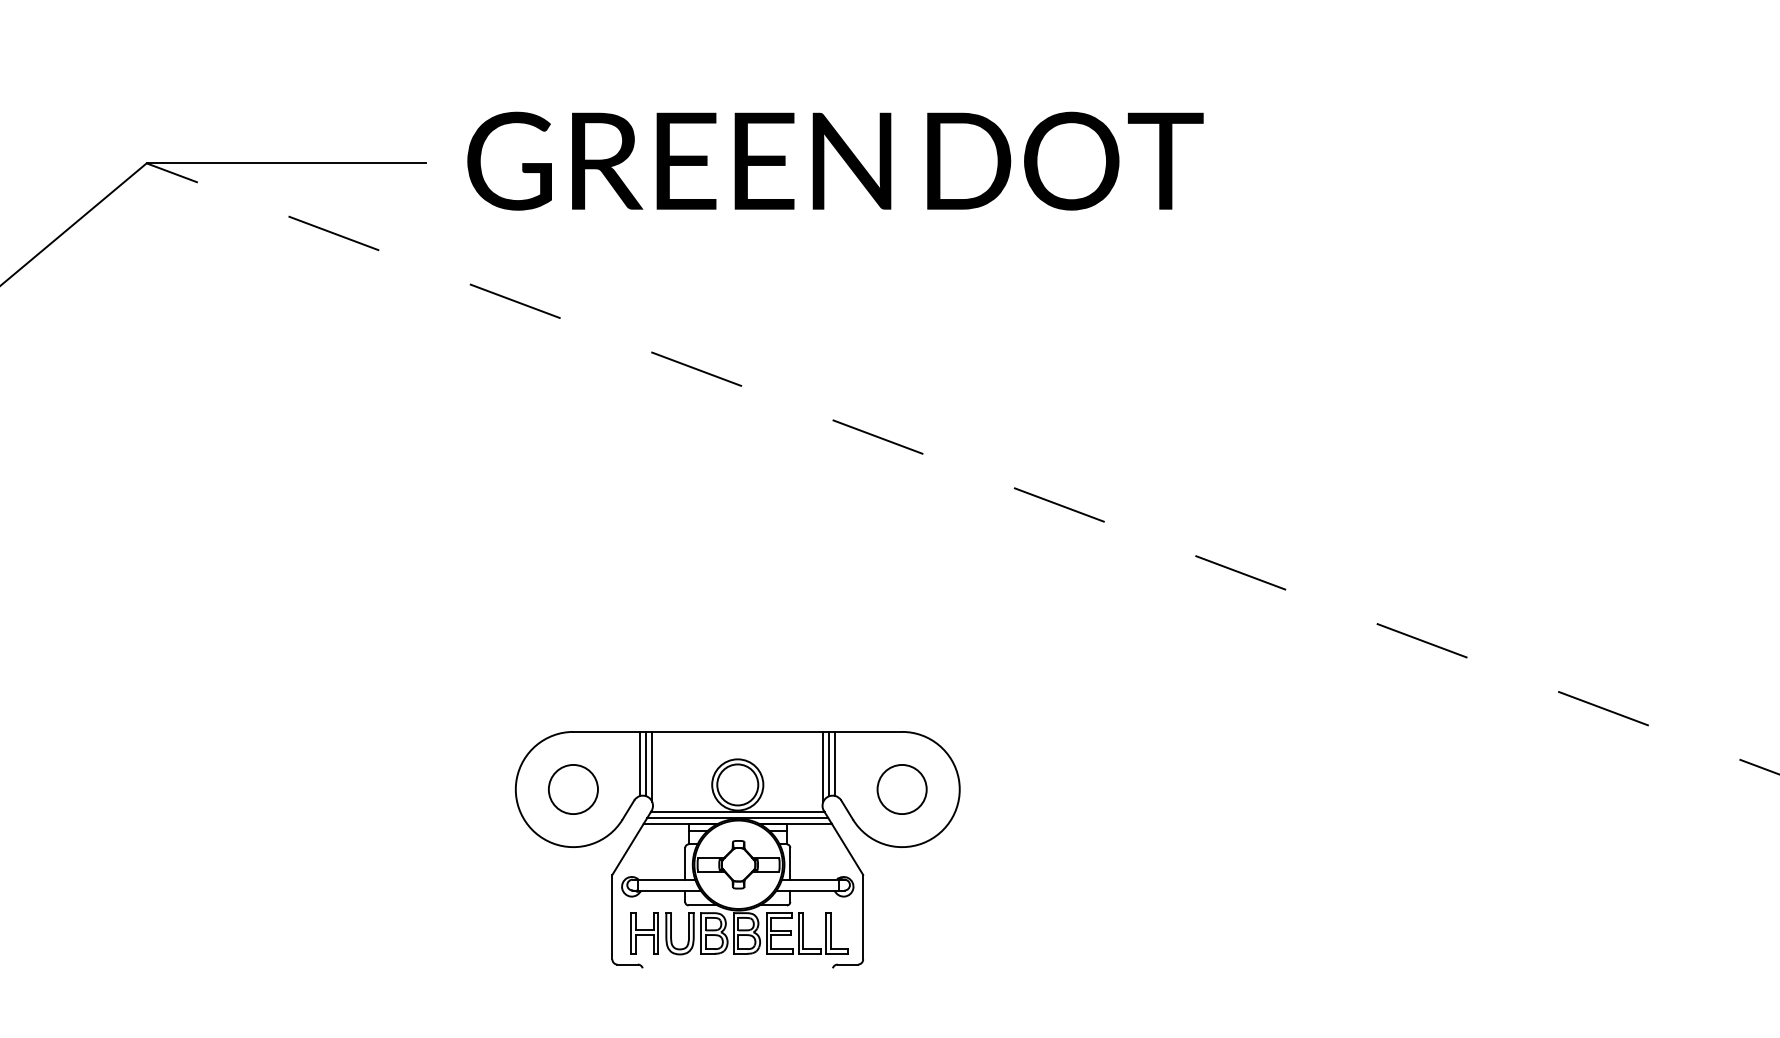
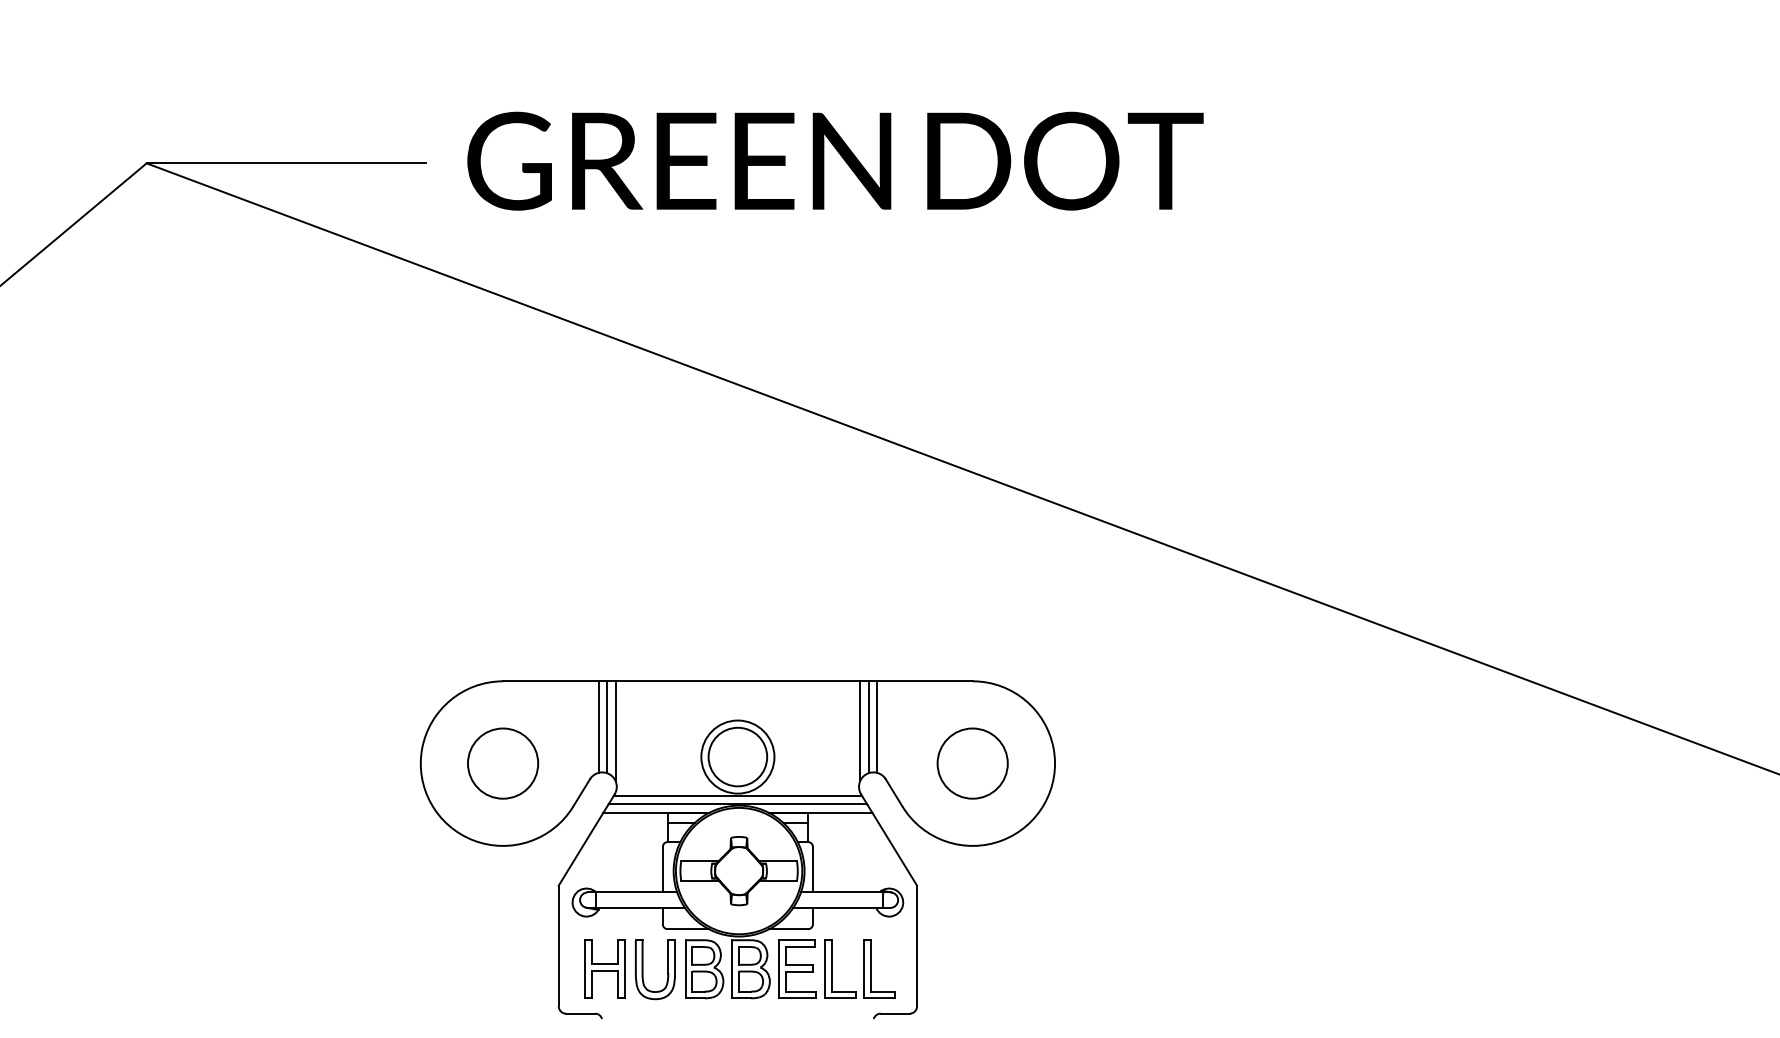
line: dashed -> solid (963, 468)
part size: 447x238 px -> 637x340 px (737, 849)
